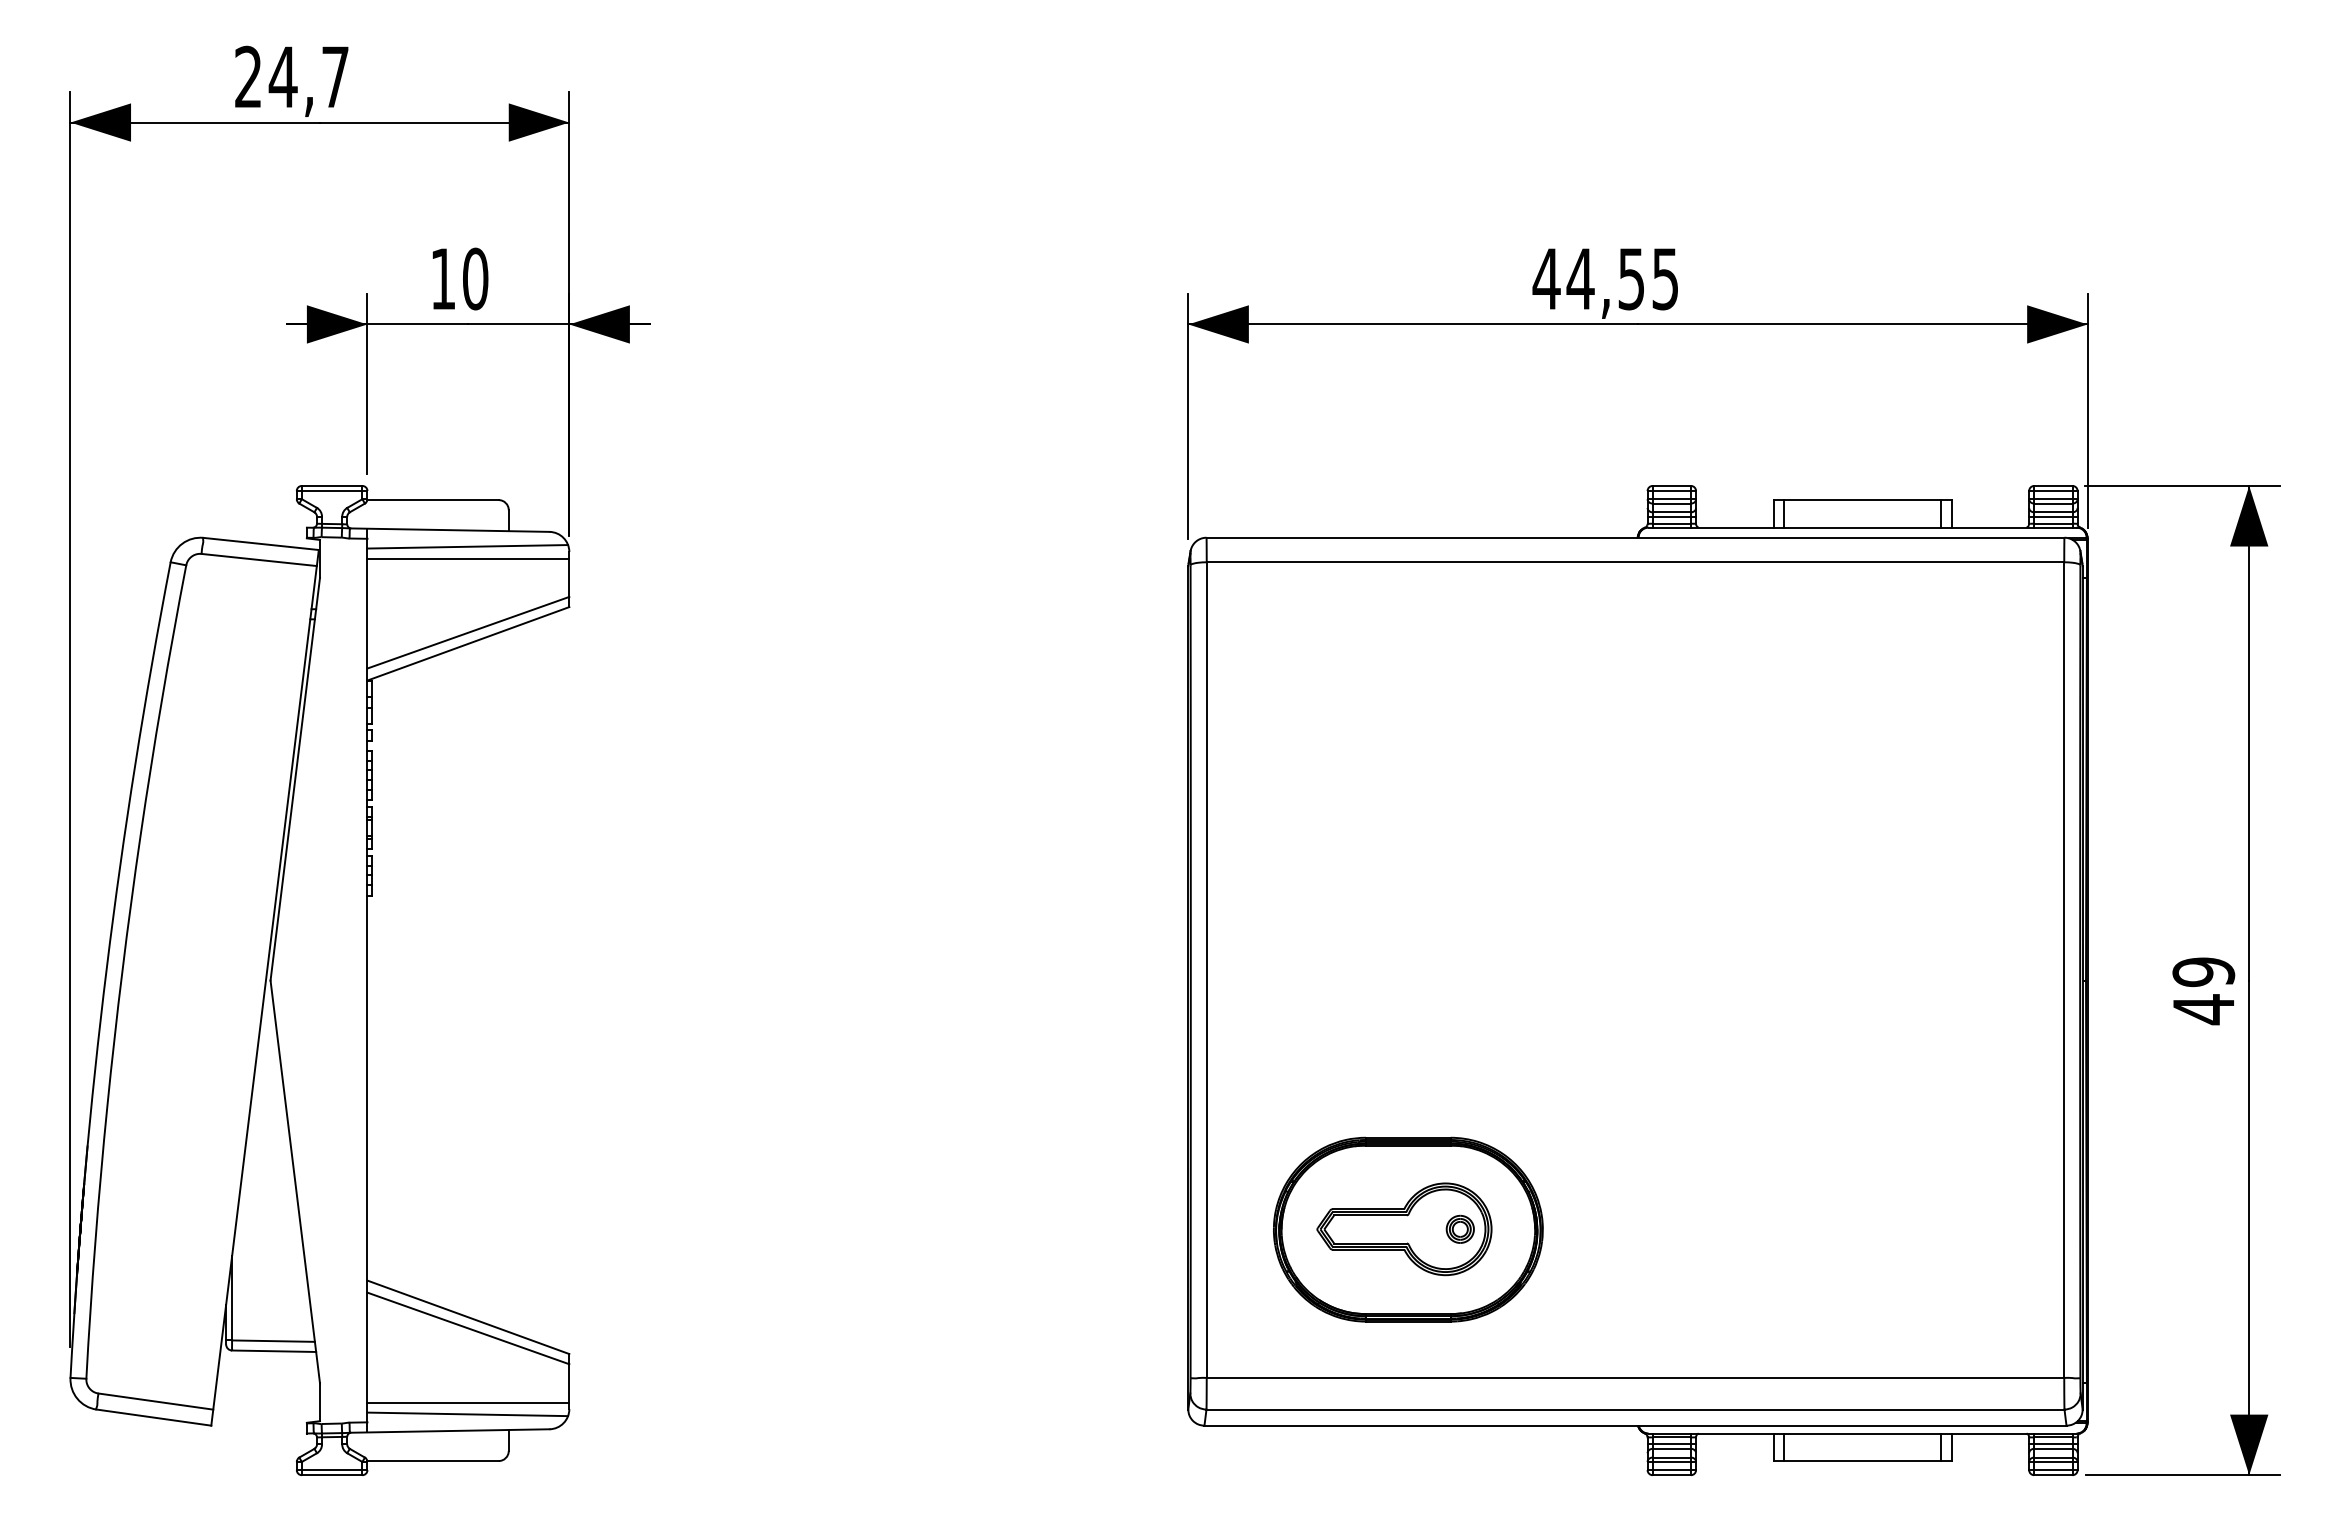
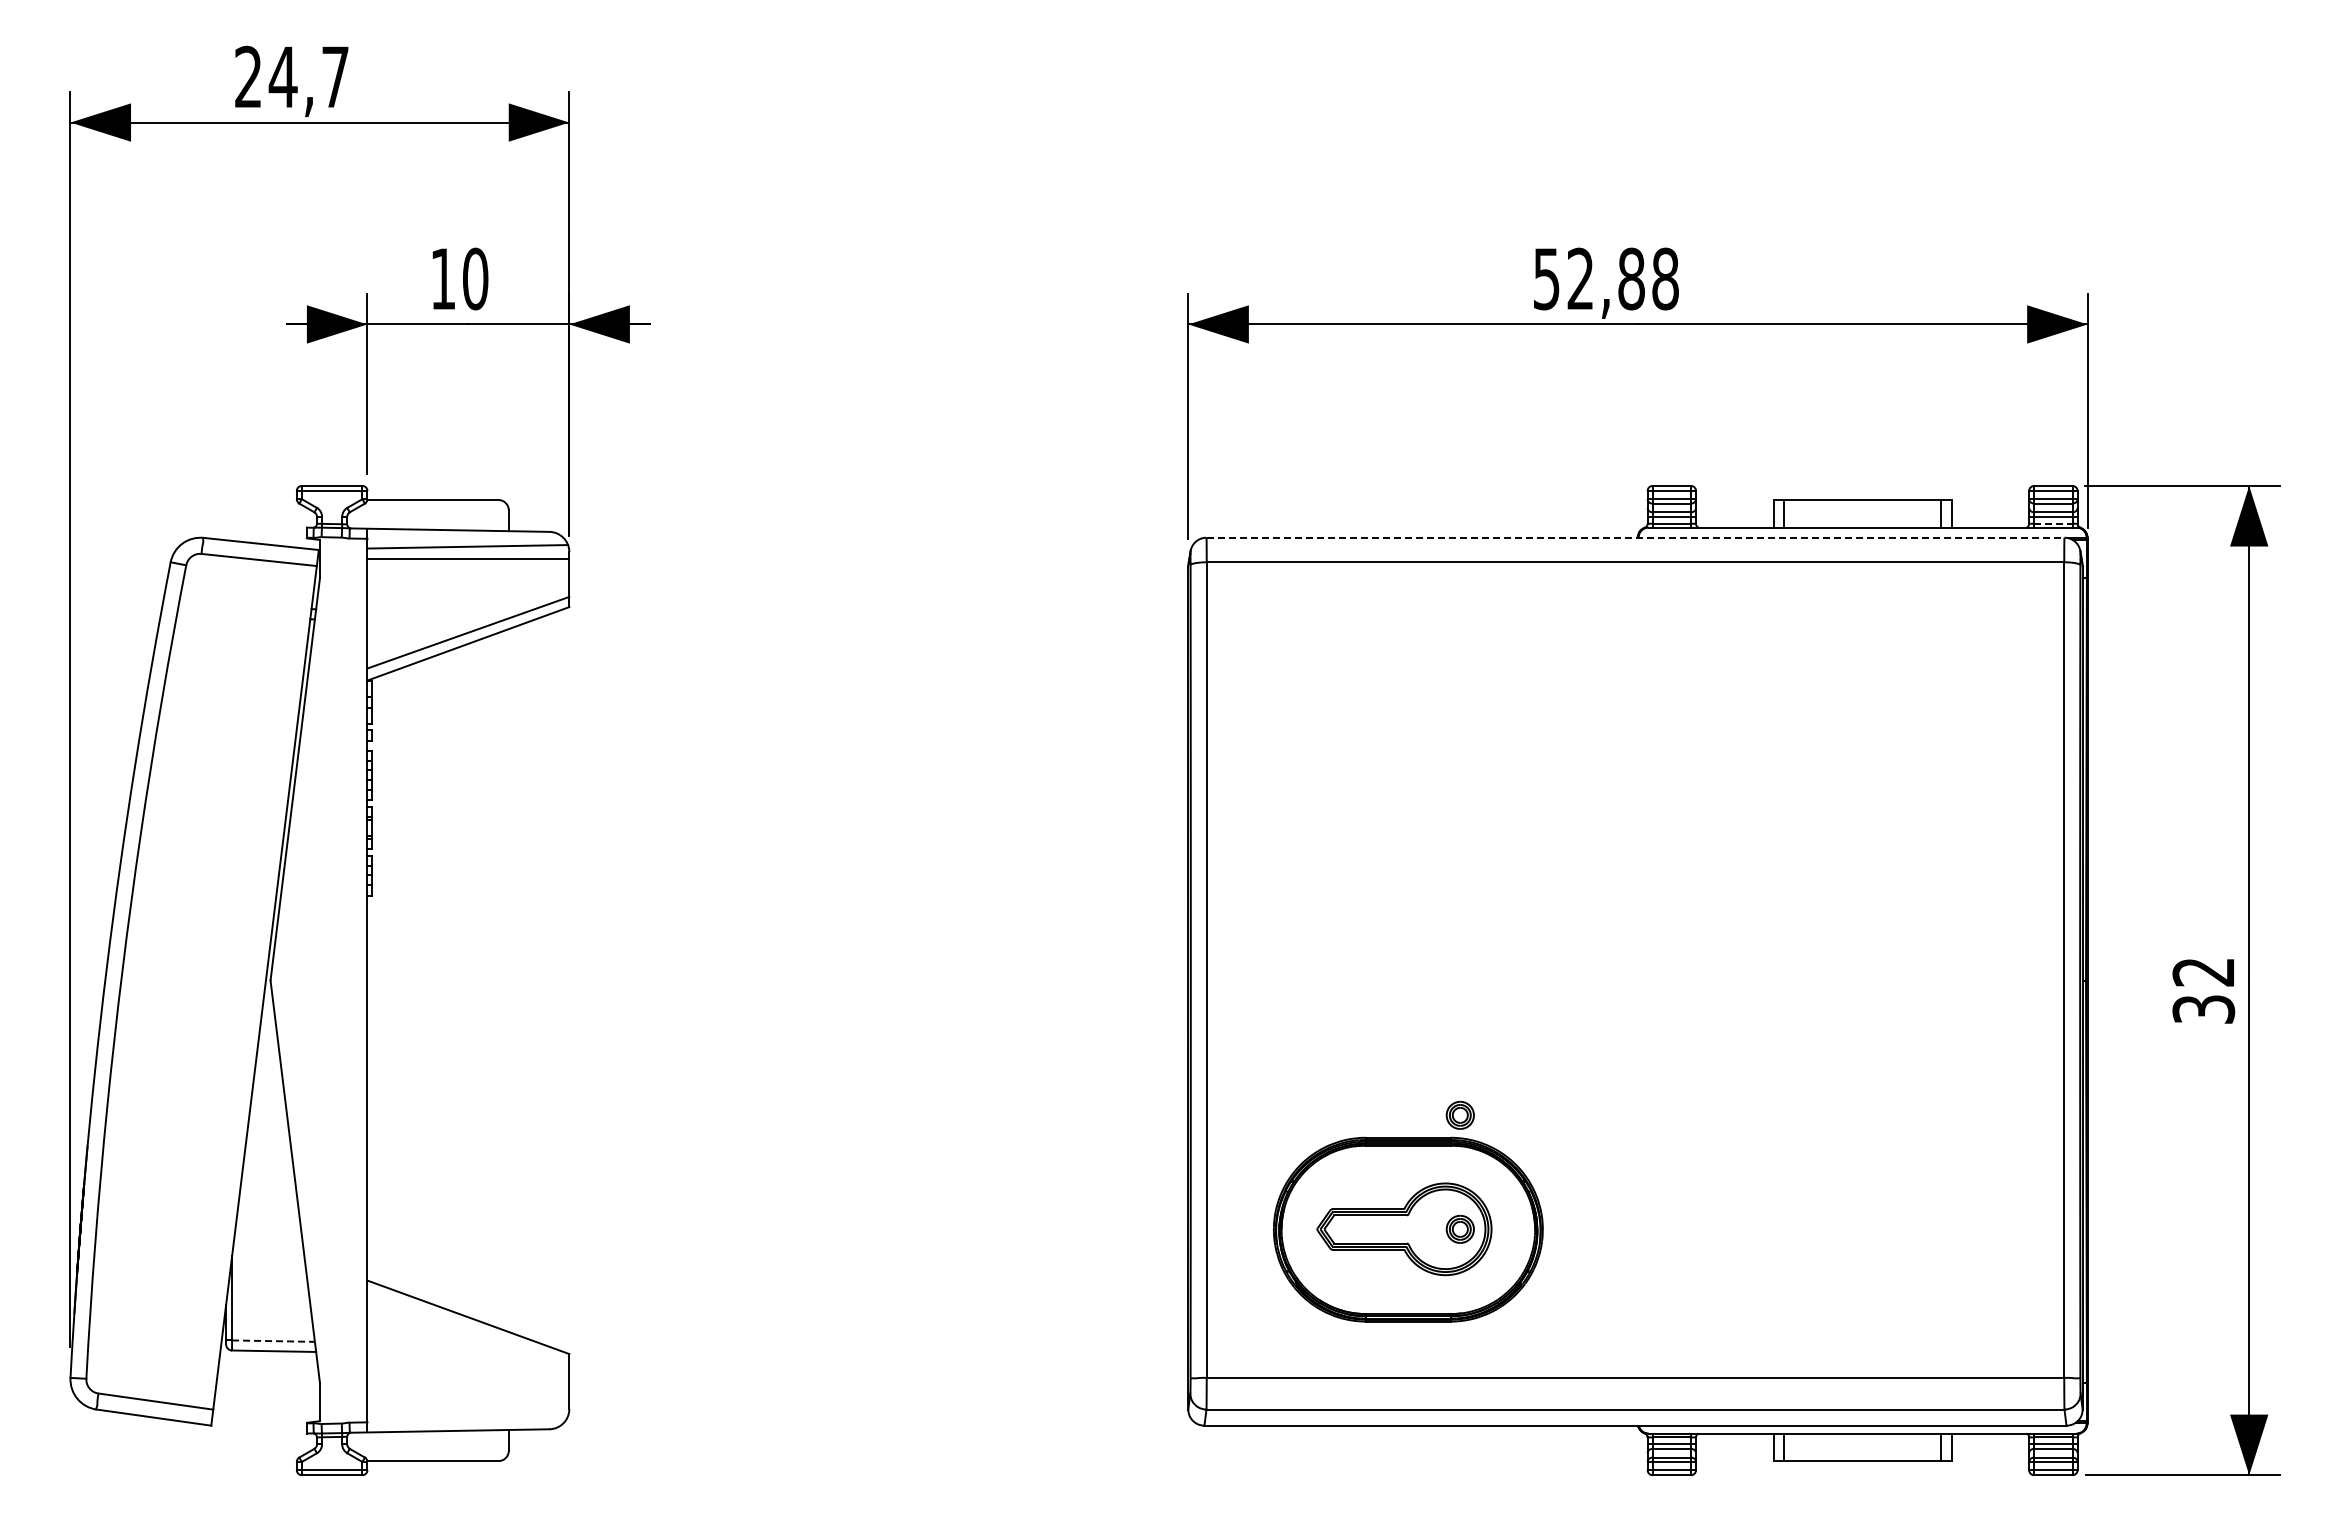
text: 44,55 -> 52,88 (1605, 278)
line: solid -> dashed (2053, 523)
line: solid -> dashed (1635, 537)
text: 49 -> 32 (2203, 991)
part: none -> present (1459, 1114)
line: present -> none (468, 1328)
line: solid -> dashed (274, 1341)
line: present -> none (468, 1402)
line: present -> none (467, 1414)
